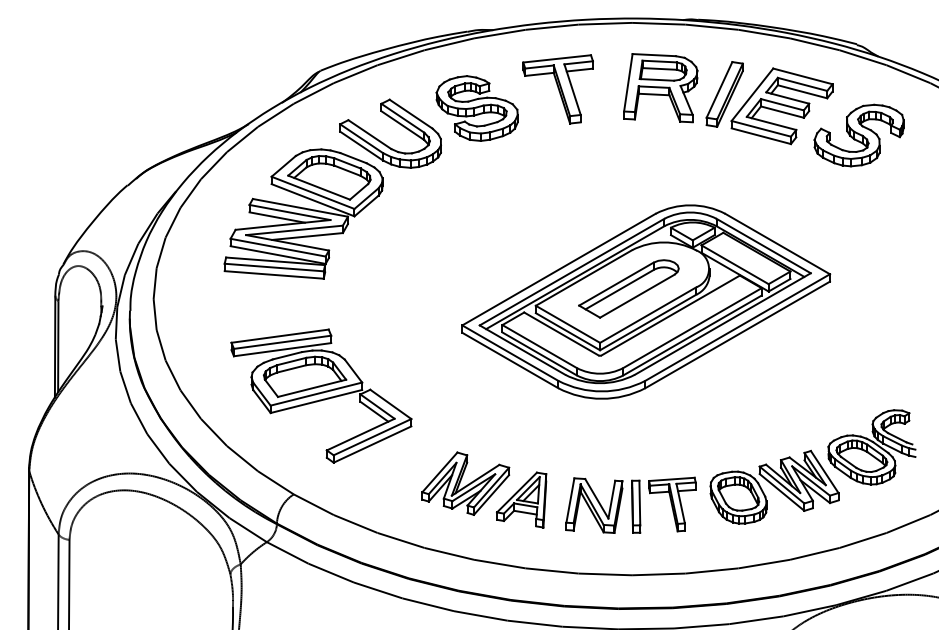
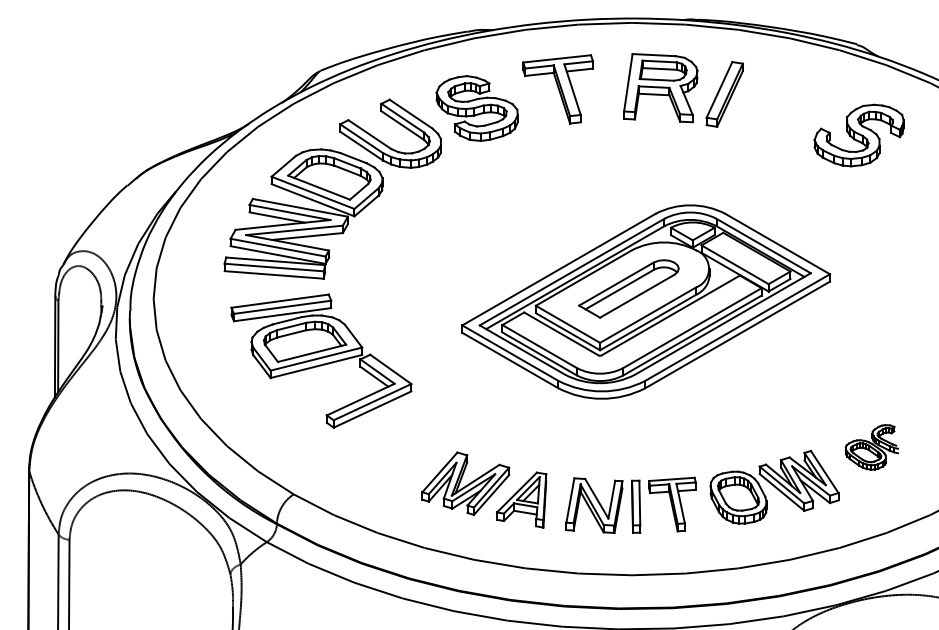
part: present -> none (781, 106)
part position: (321, 395) -> (321, 360) (321, 360)
part size: 90x77 px -> 55x47 px (871, 447)
